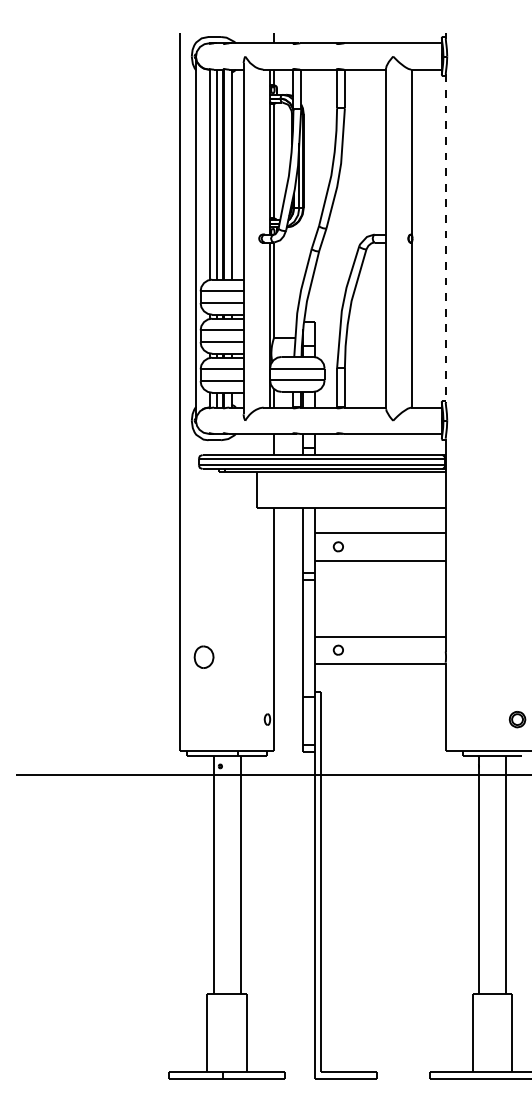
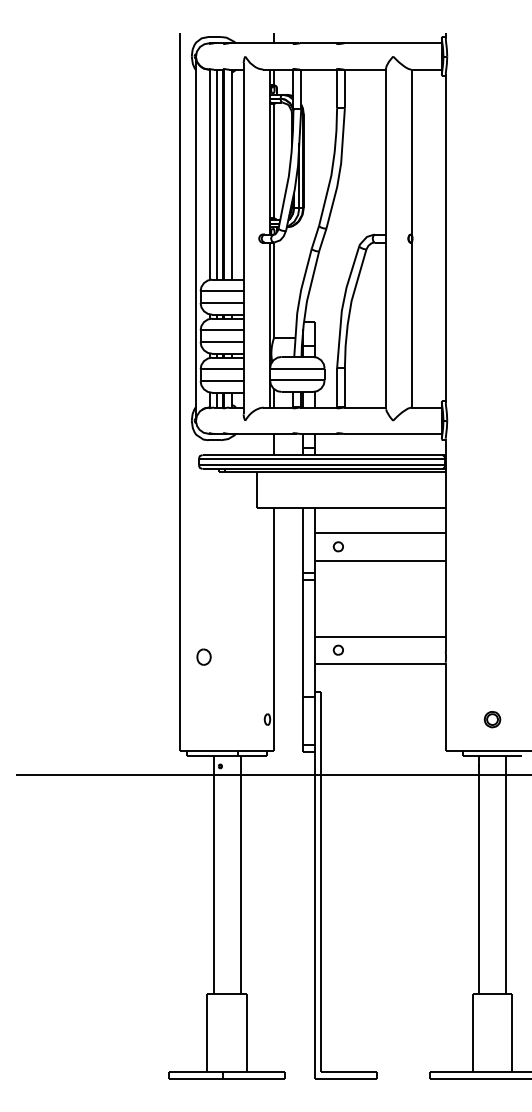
line: dashed -> solid (445, 239)
part size: 22x24 px -> 16x18 px (203, 656)
part position: (517, 719) -> (492, 719) (492, 719)
